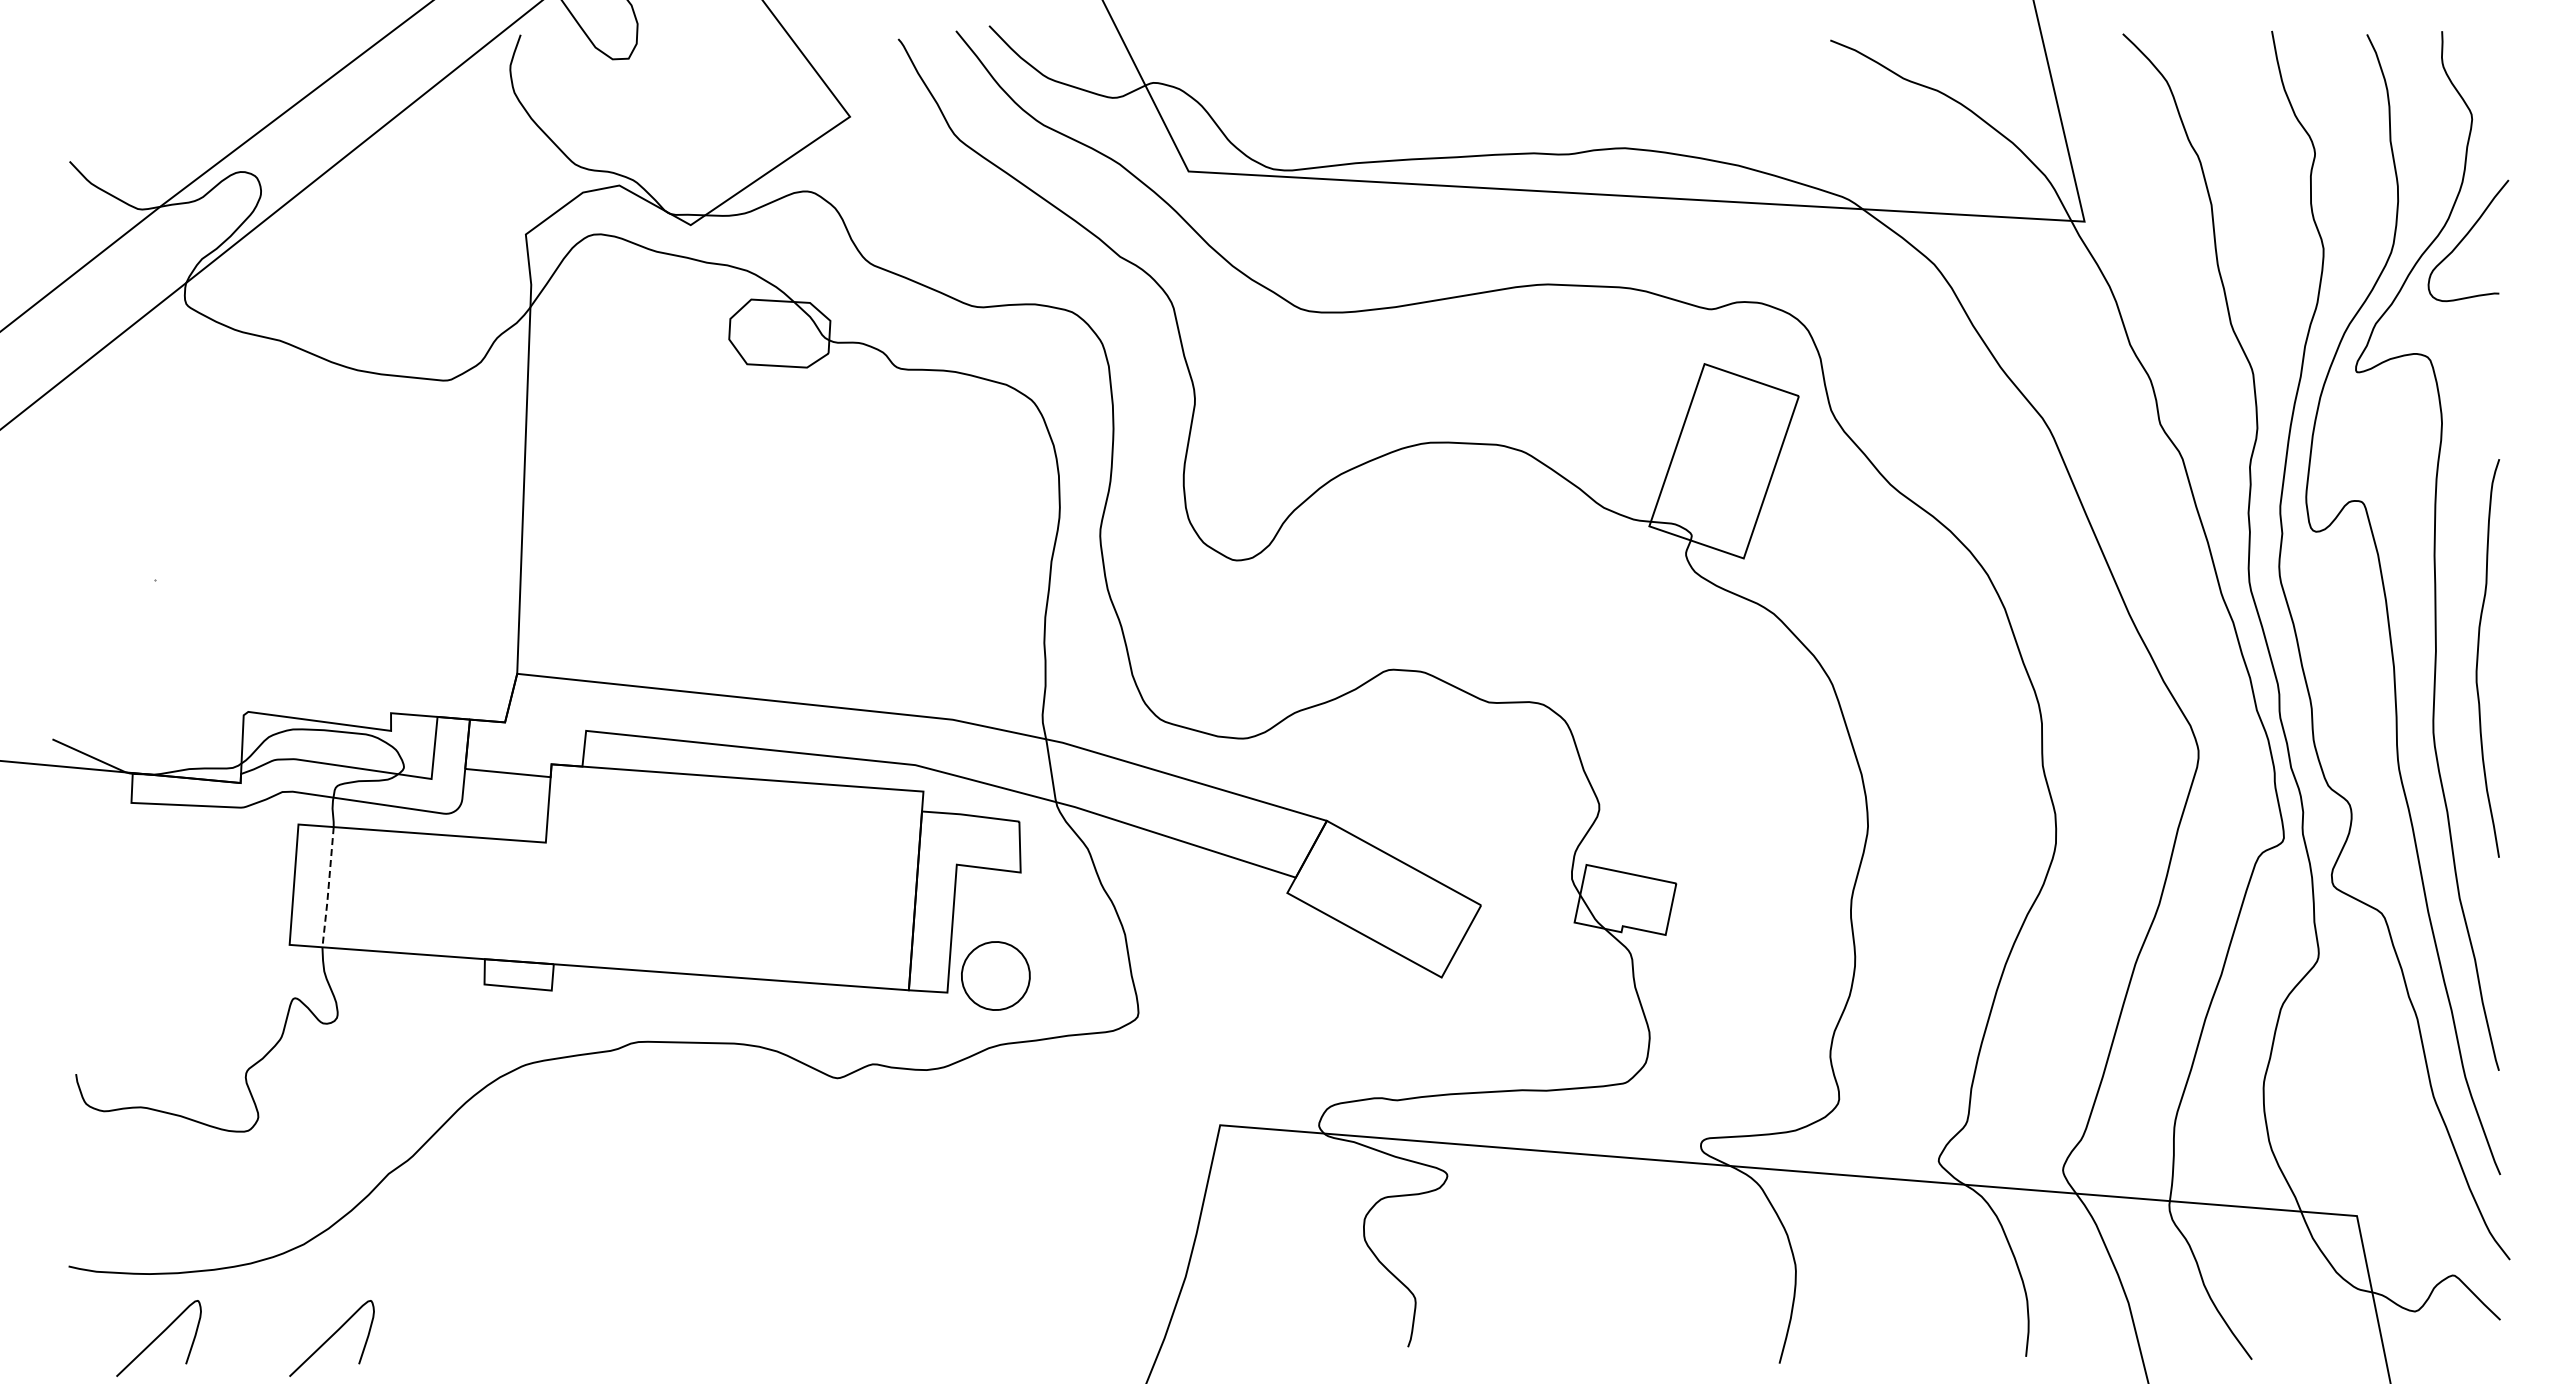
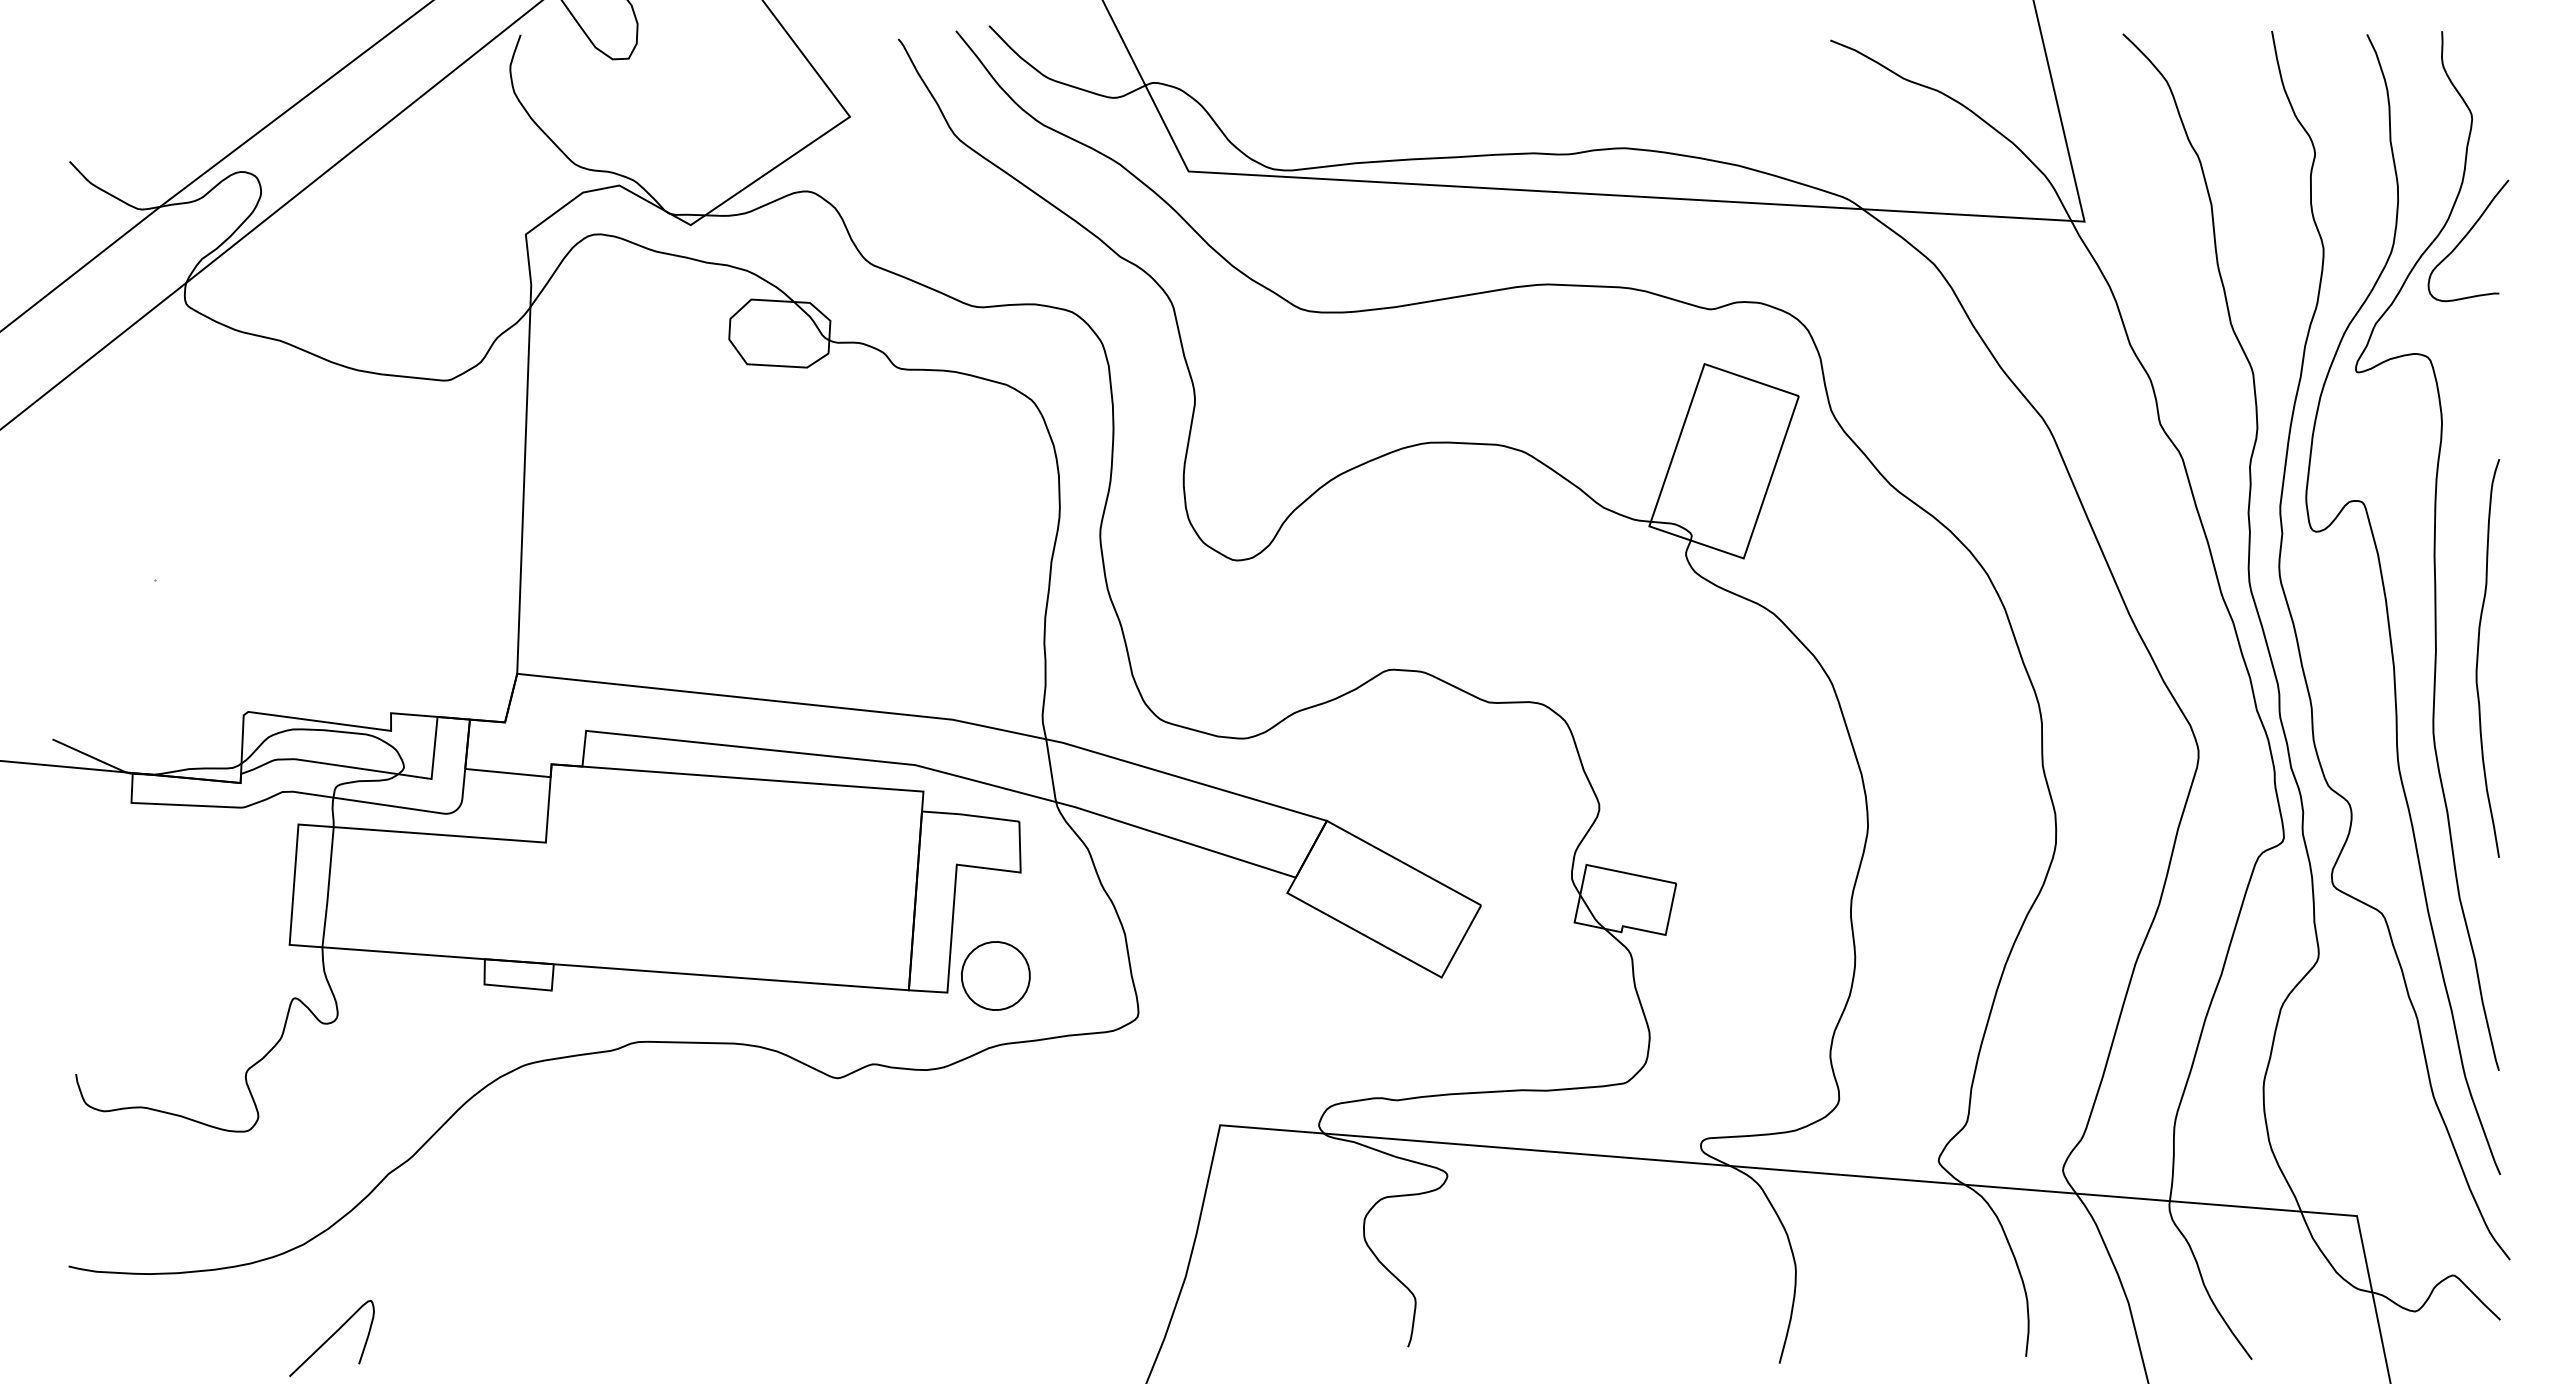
line: dashed -> solid (328, 888)
curve: present -> none (158, 1337)
